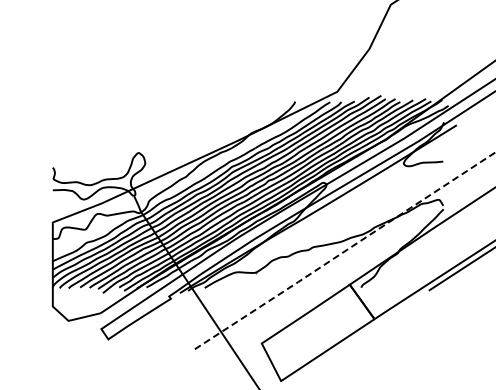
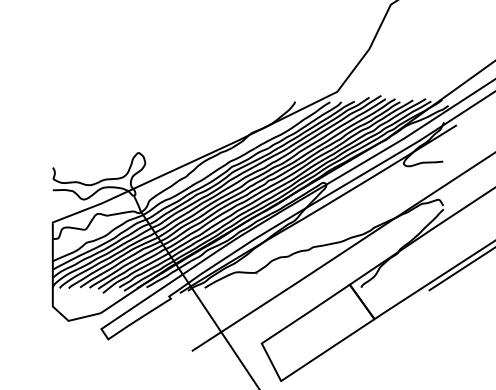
line: dashed -> solid (343, 252)
